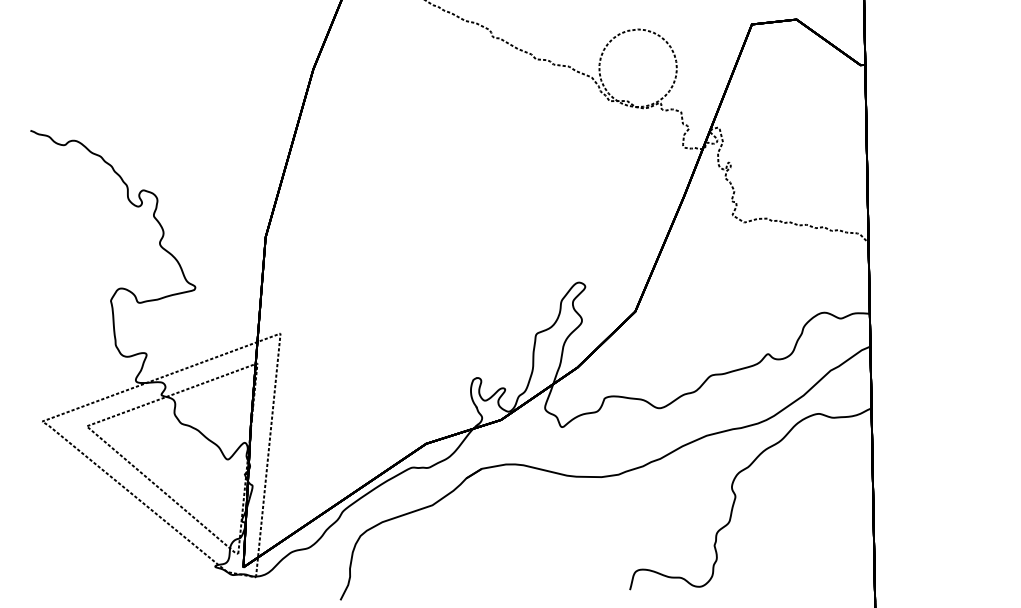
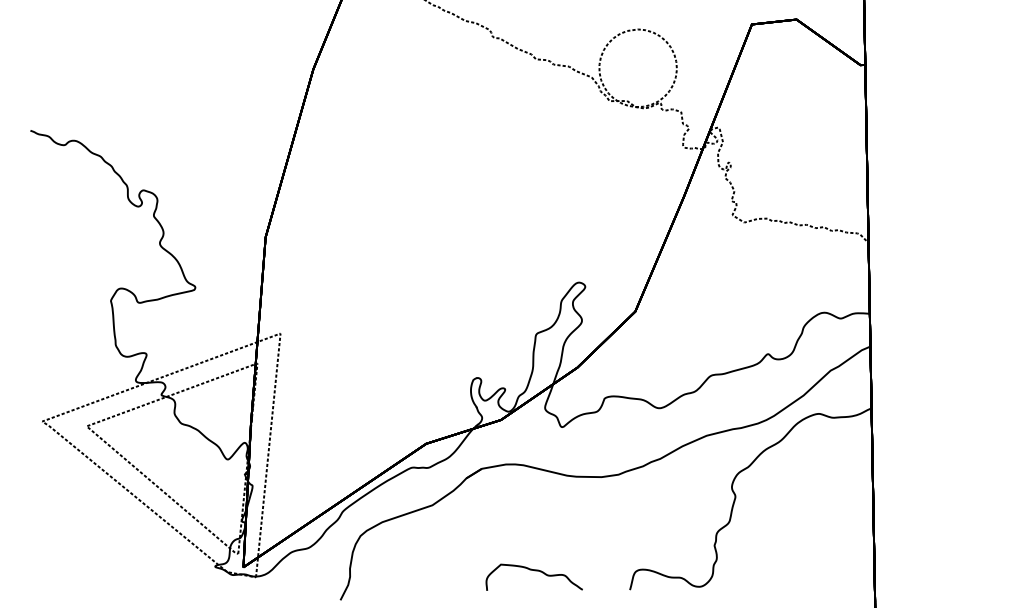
curve: none -> present (534, 571)
